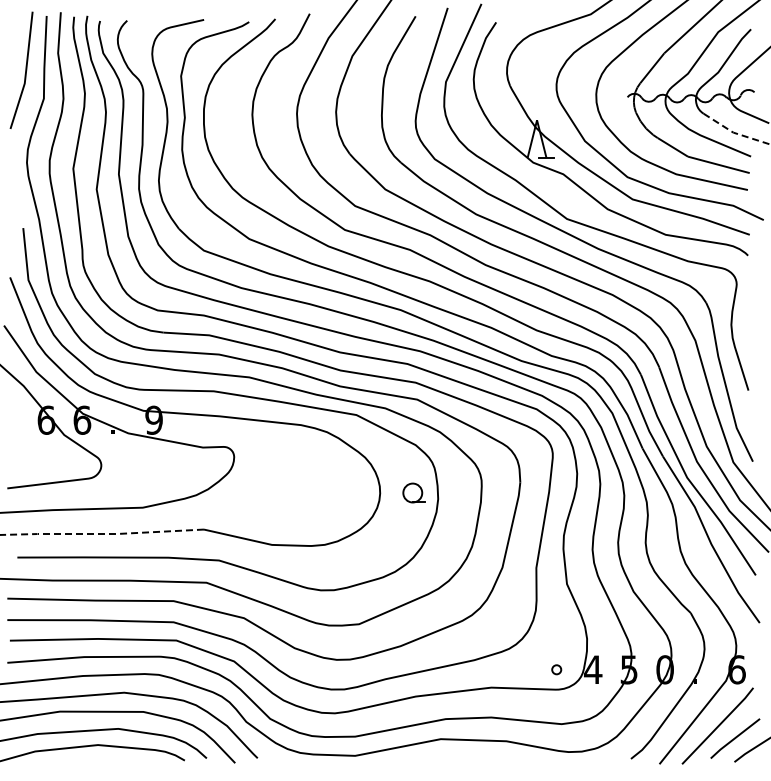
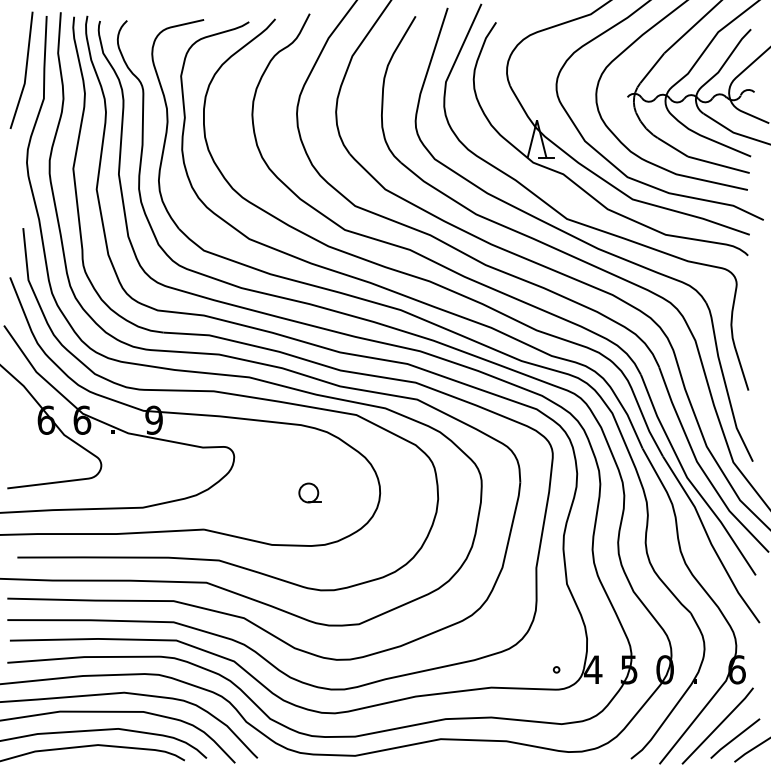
line: dashed -> solid (734, 132)
part position: (413, 492) -> (309, 492) (309, 492)
line: dashed -> solid (102, 534)
circle size: 12x12 px -> 9x8 px (556, 669)
